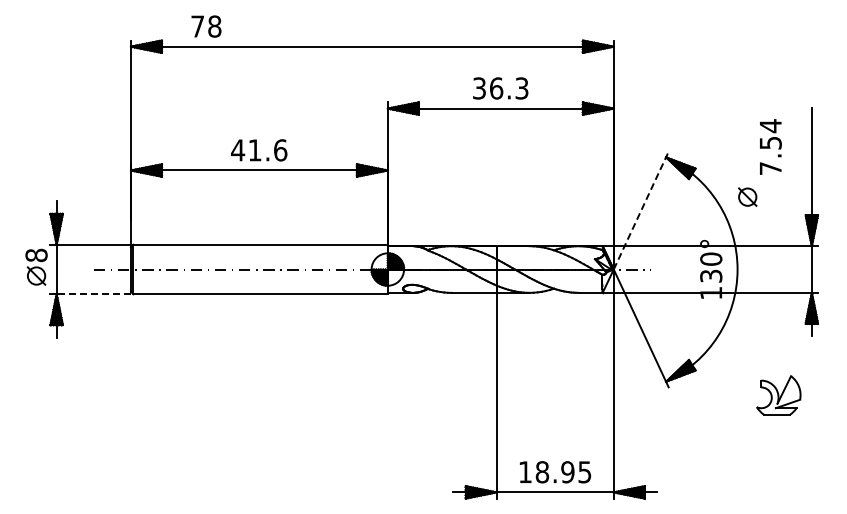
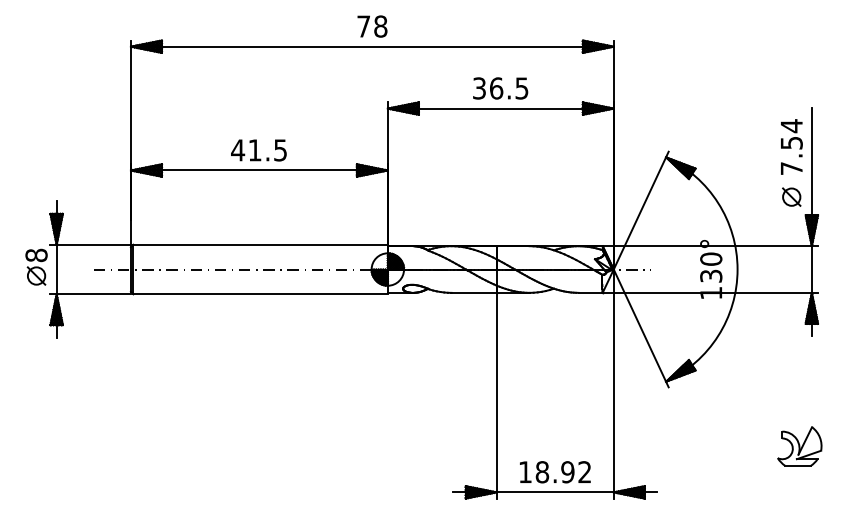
text position: (206, 26) -> (372, 26) (372, 26)
text: 36.3 -> 36.5 (522, 87)
text position: (770, 146) -> (791, 146) (791, 146)
text: 41.6 -> 41.5 (280, 150)
part position: (747, 196) -> (791, 196) (791, 196)
line: dashed -> solid (641, 210)
line: dashed -> solid (93, 294)
part position: (778, 395) -> (799, 446) (799, 446)
text: 18.95 -> 18.92 (584, 472)
